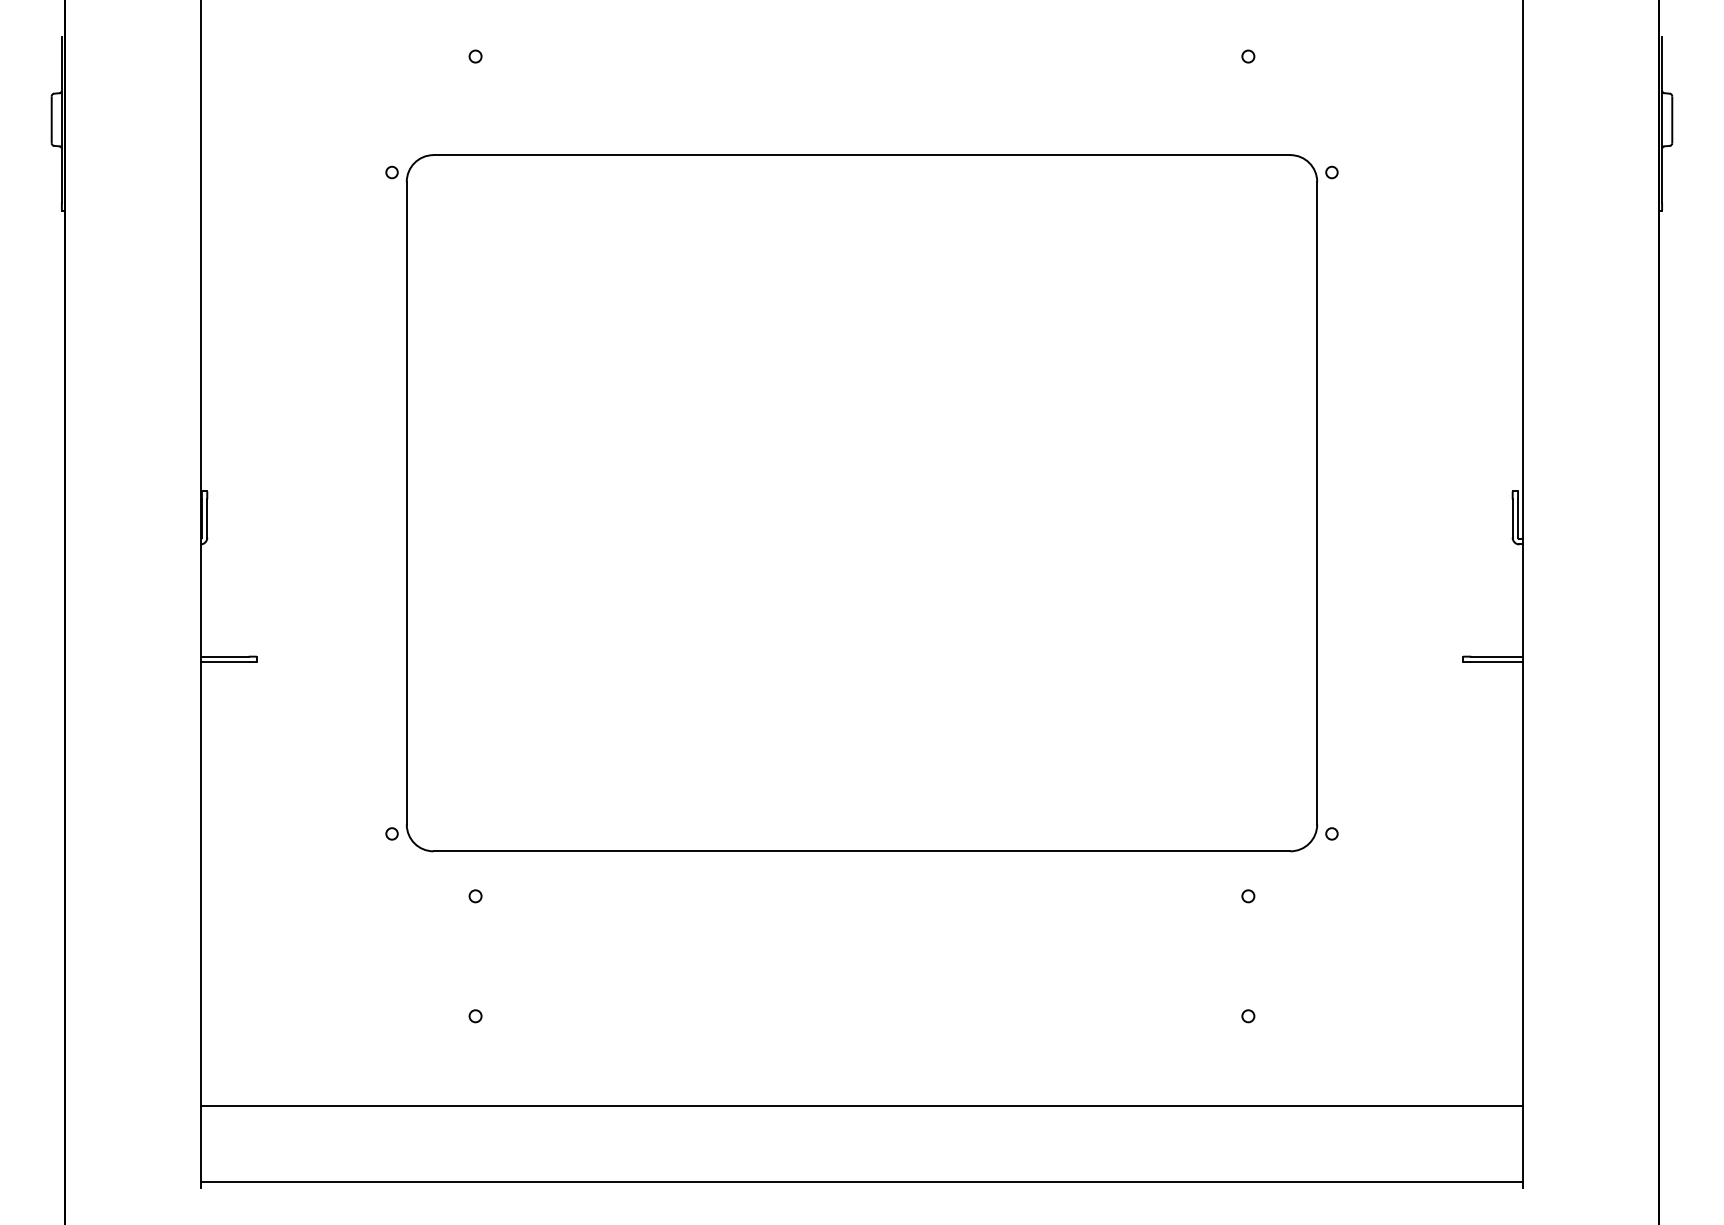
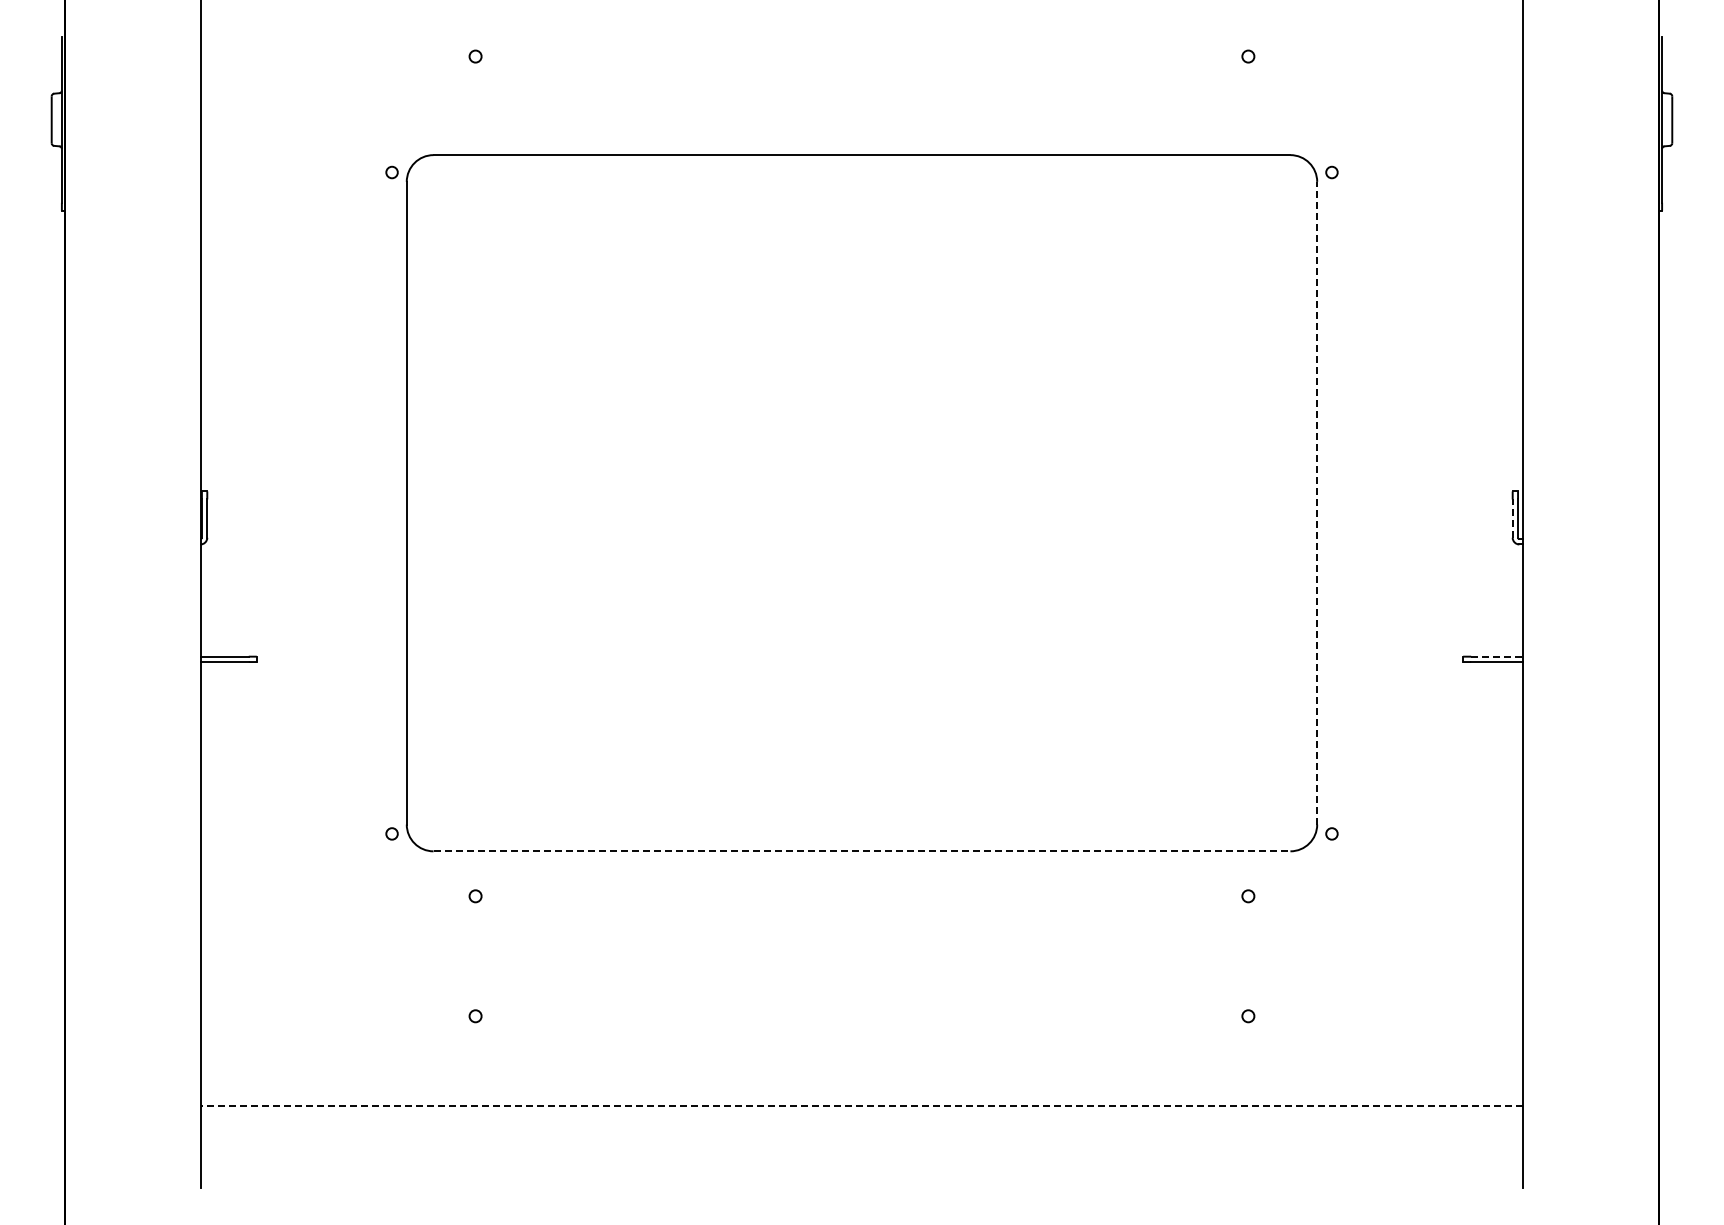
line: solid -> dashed (1317, 502)
line: solid -> dashed (1512, 518)
line: solid -> dashed (1497, 656)
line: solid -> dashed (862, 851)
line: solid -> dashed (861, 1106)
line: present -> none (861, 1181)
